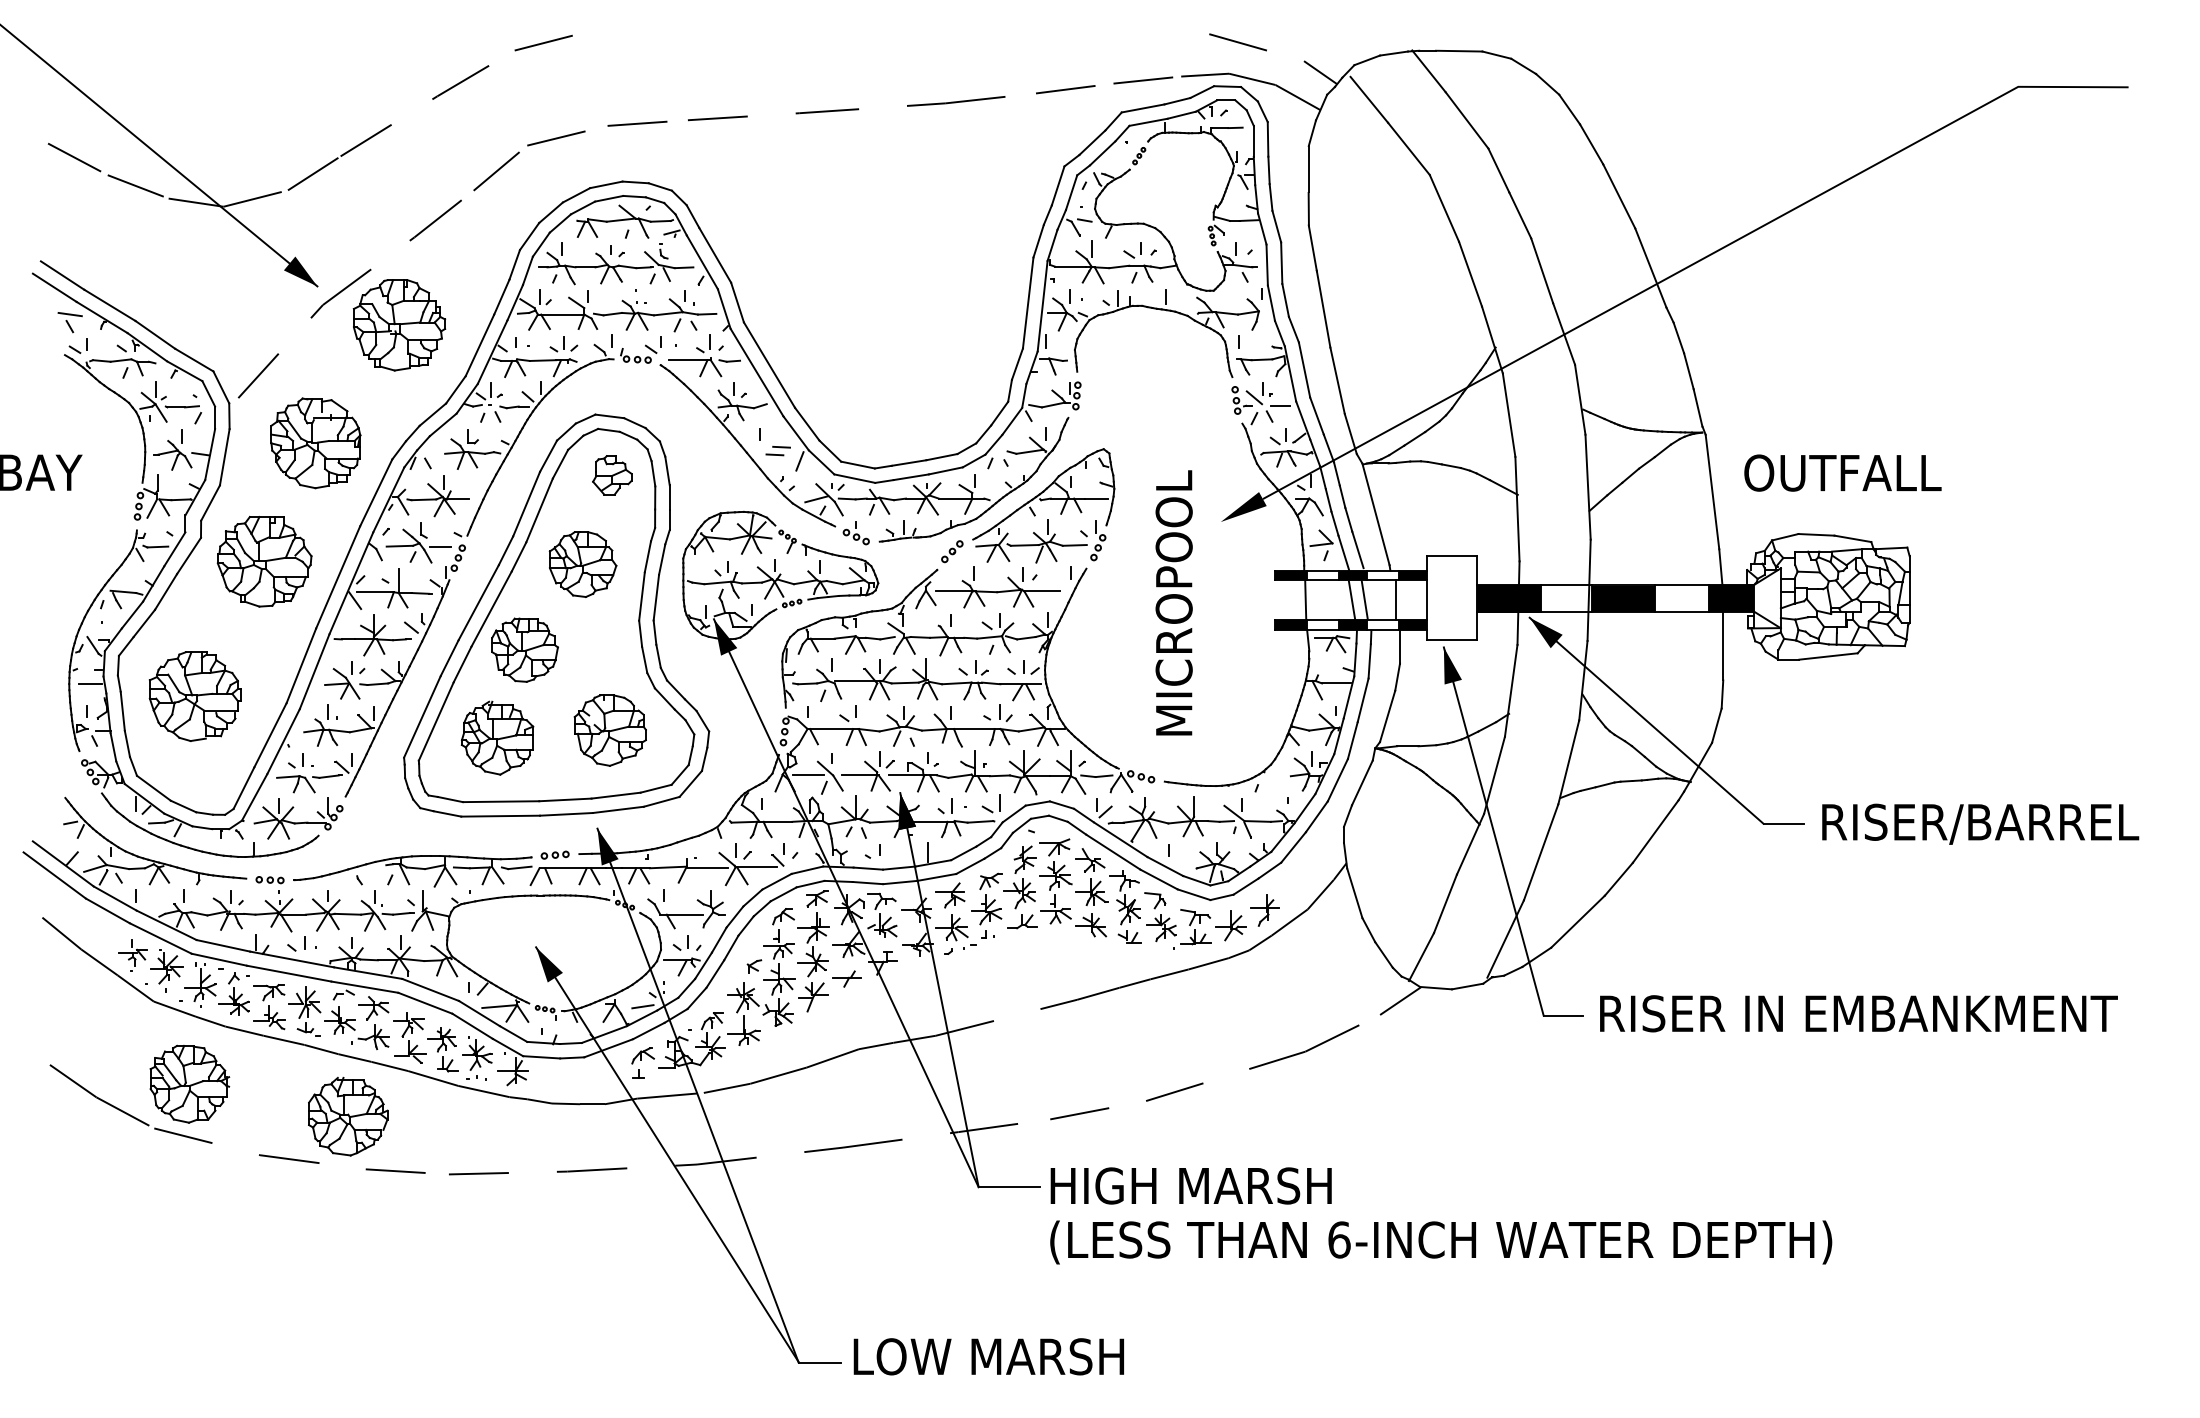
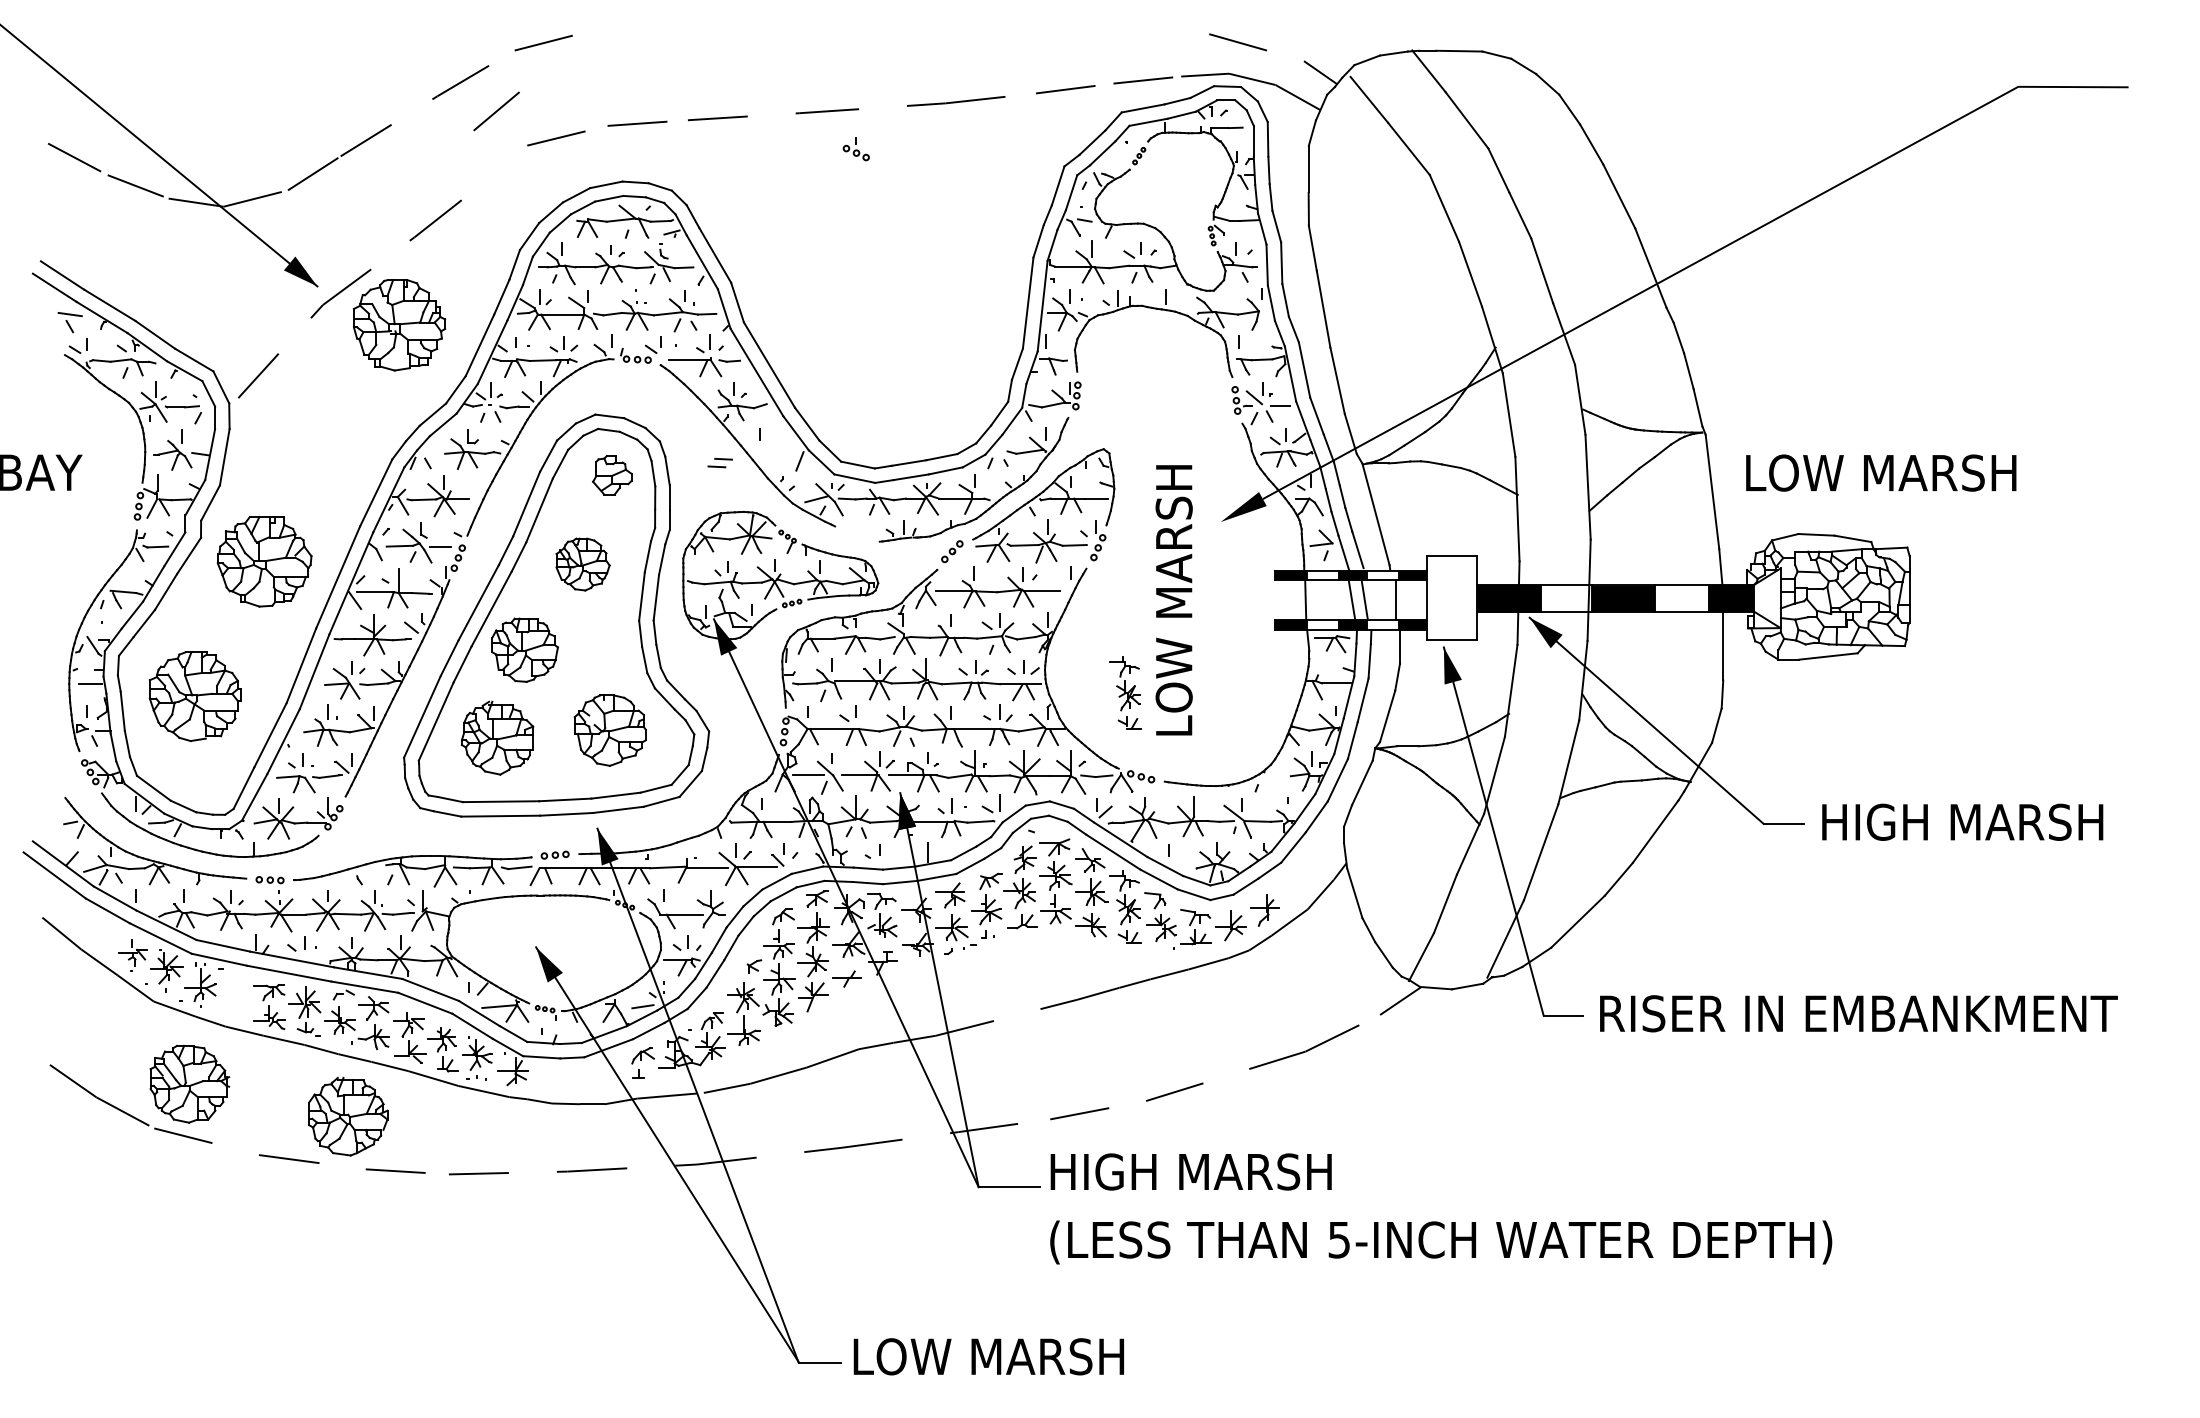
line position: (496, 171) -> (496, 111) (496, 111)
part: present -> none (315, 443)
part position: (777, 451) -> (719, 463) (719, 463)
text: OUTFALL -> LOW MARSH (1880, 472)
part position: (855, 533) -> (855, 149) (855, 149)
part size: 70x67 px -> 56x55 px (582, 564)
text: MICROPOOL -> LOW MARSH (1173, 598)
part: none -> present (1125, 692)
text: RISER/BARREL -> HIGH MARSH (1982, 823)
part: present -> none (233, 993)
text position: (1190, 1185) -> (1190, 1171) (1190, 1171)
text: 6-INCH -> 5-INCH (1339, 1239)
